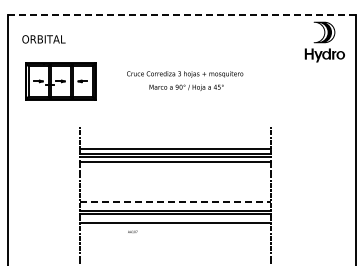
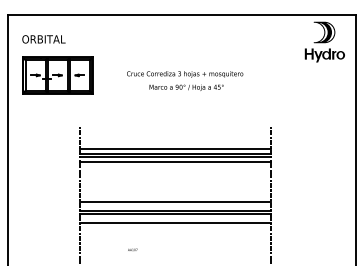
line: dashed -> solid (181, 14)
part position: (60, 81) -> (57, 75) (57, 75)
line: dashed -> solid (175, 201)
text position: (132, 231) -> (132, 249) (132, 249)
